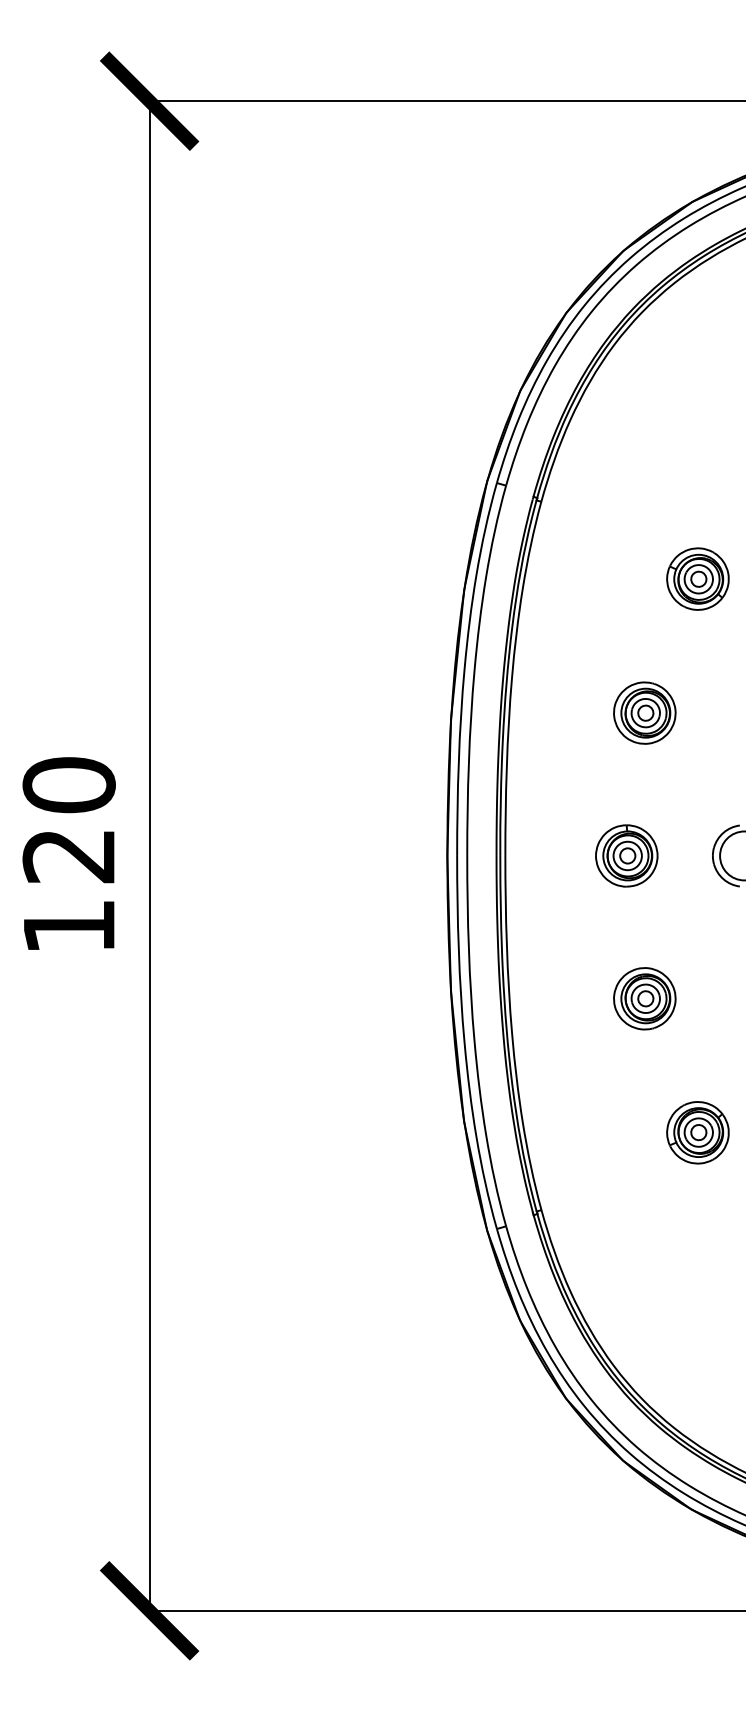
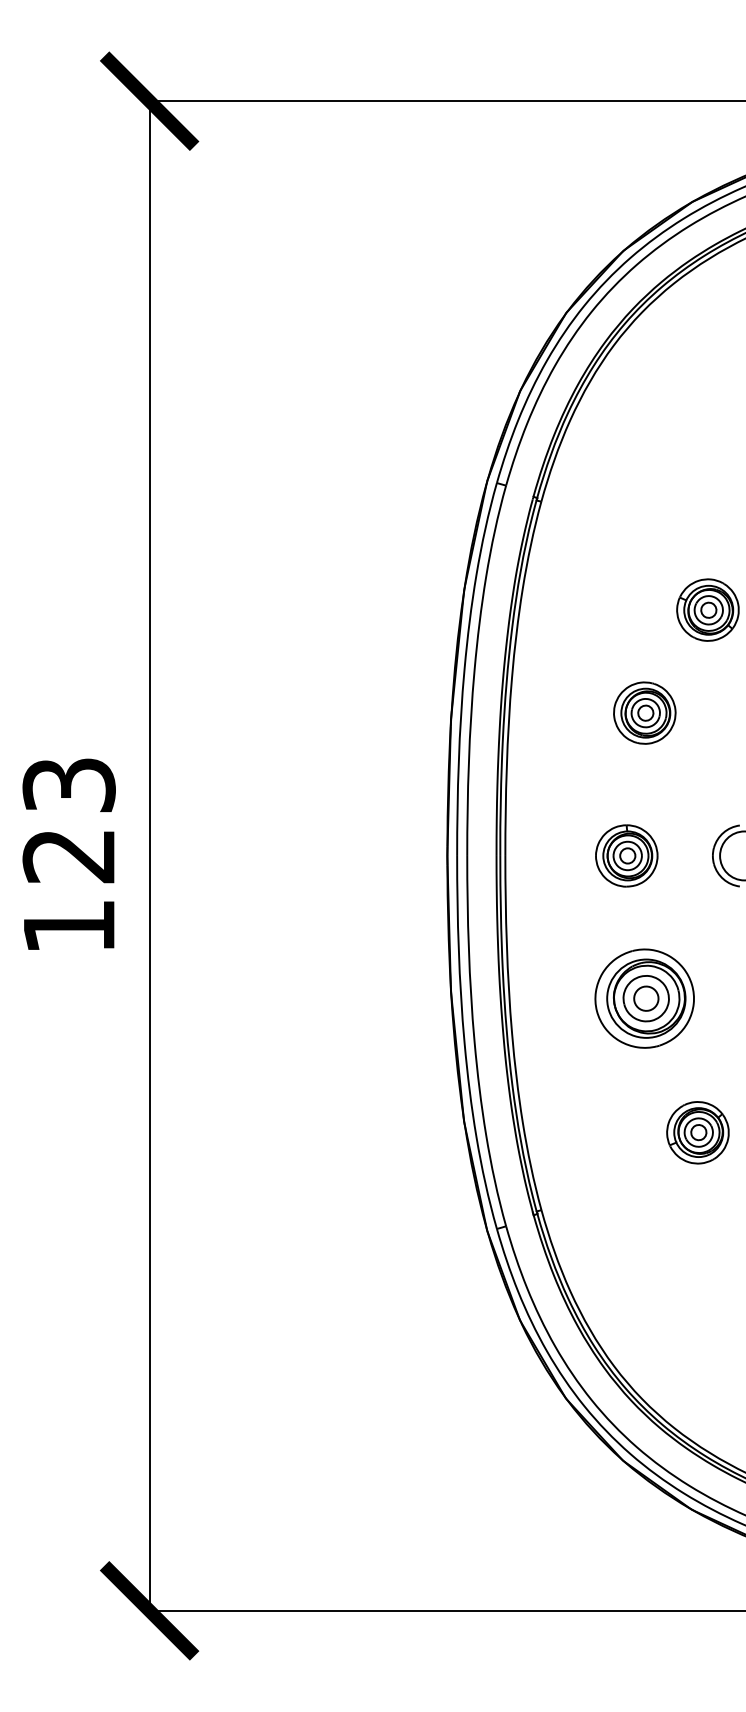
part position: (697, 578) -> (707, 609) (707, 609)
text: 120 -> 123 (68, 785)
part size: 64x64 px -> 101x101 px (644, 998)
